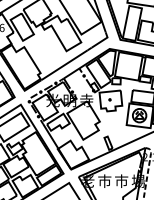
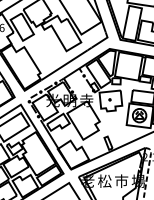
text: 市 -> 松 (104, 180)
